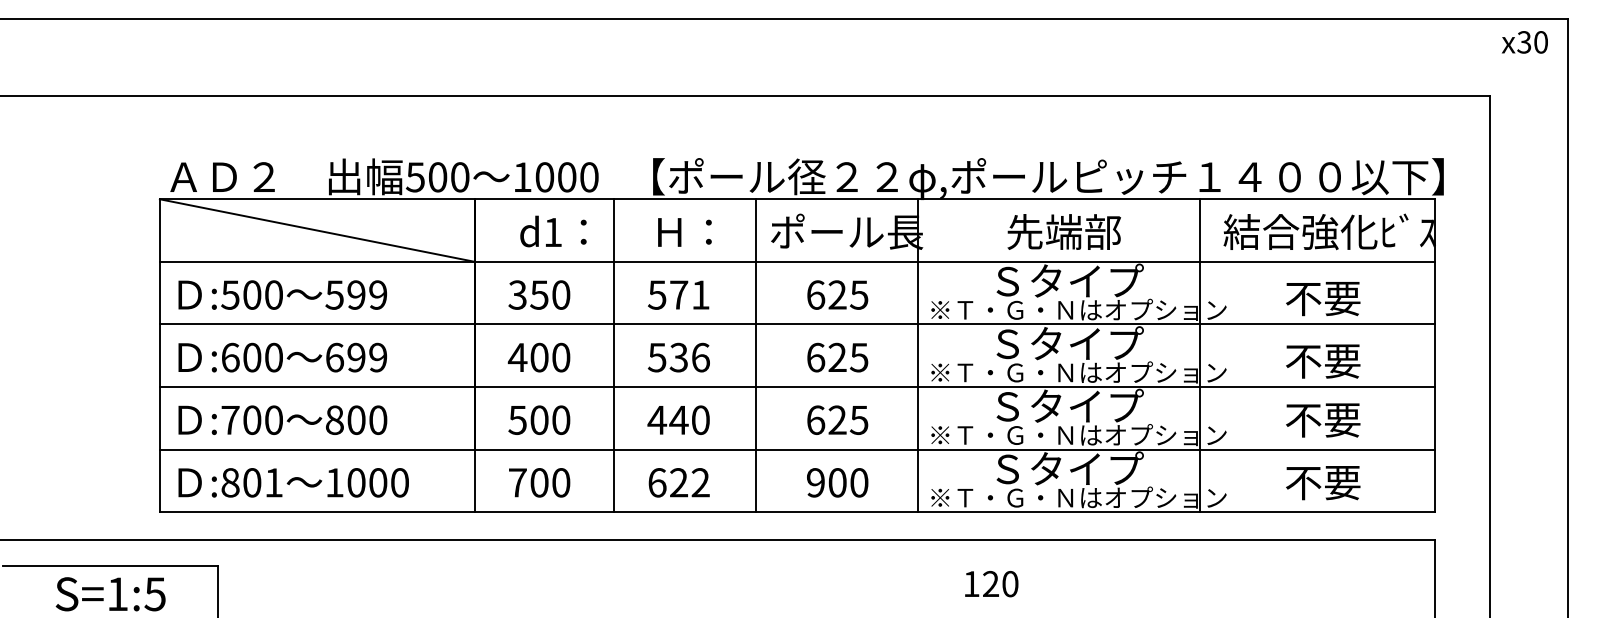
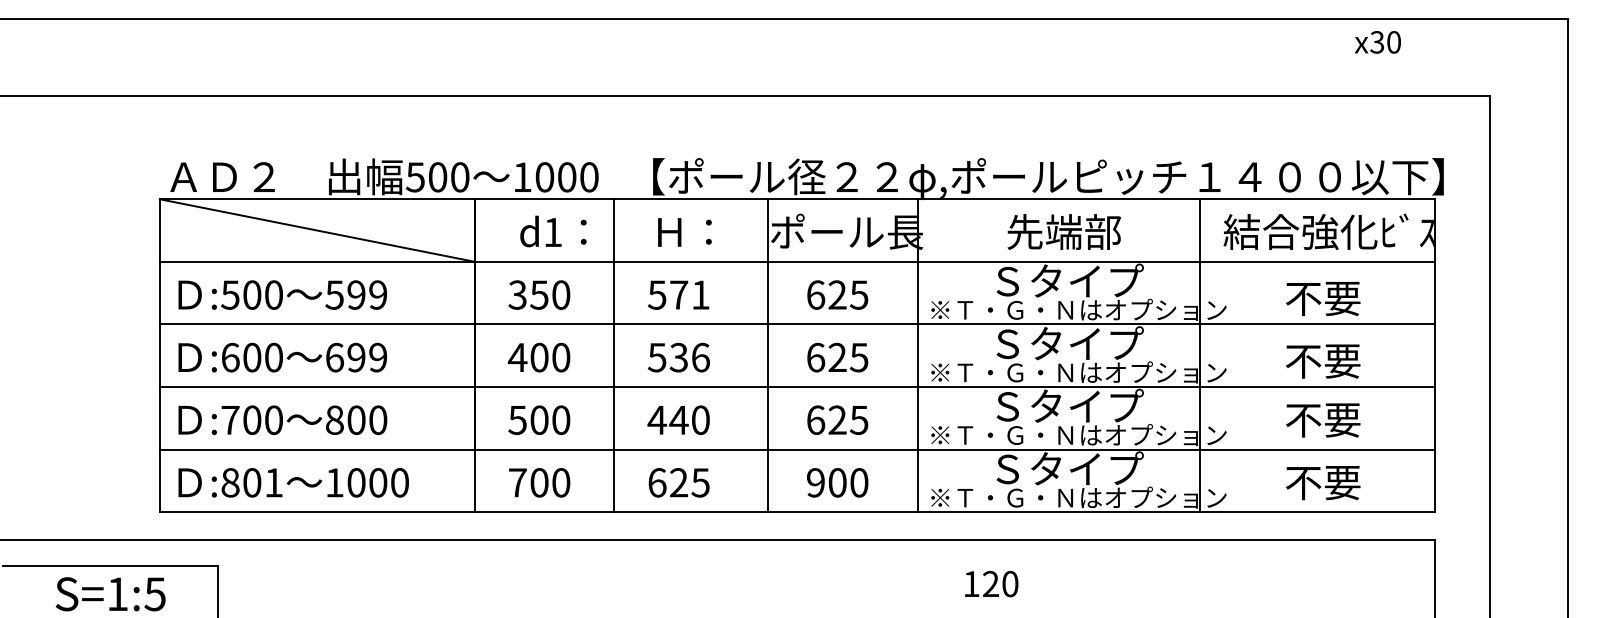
text position: (1524, 42) -> (1377, 42) (1377, 42)
line position: (756, 355) -> (768, 355) (768, 355)
text: 622 -> 625 (700, 482)
